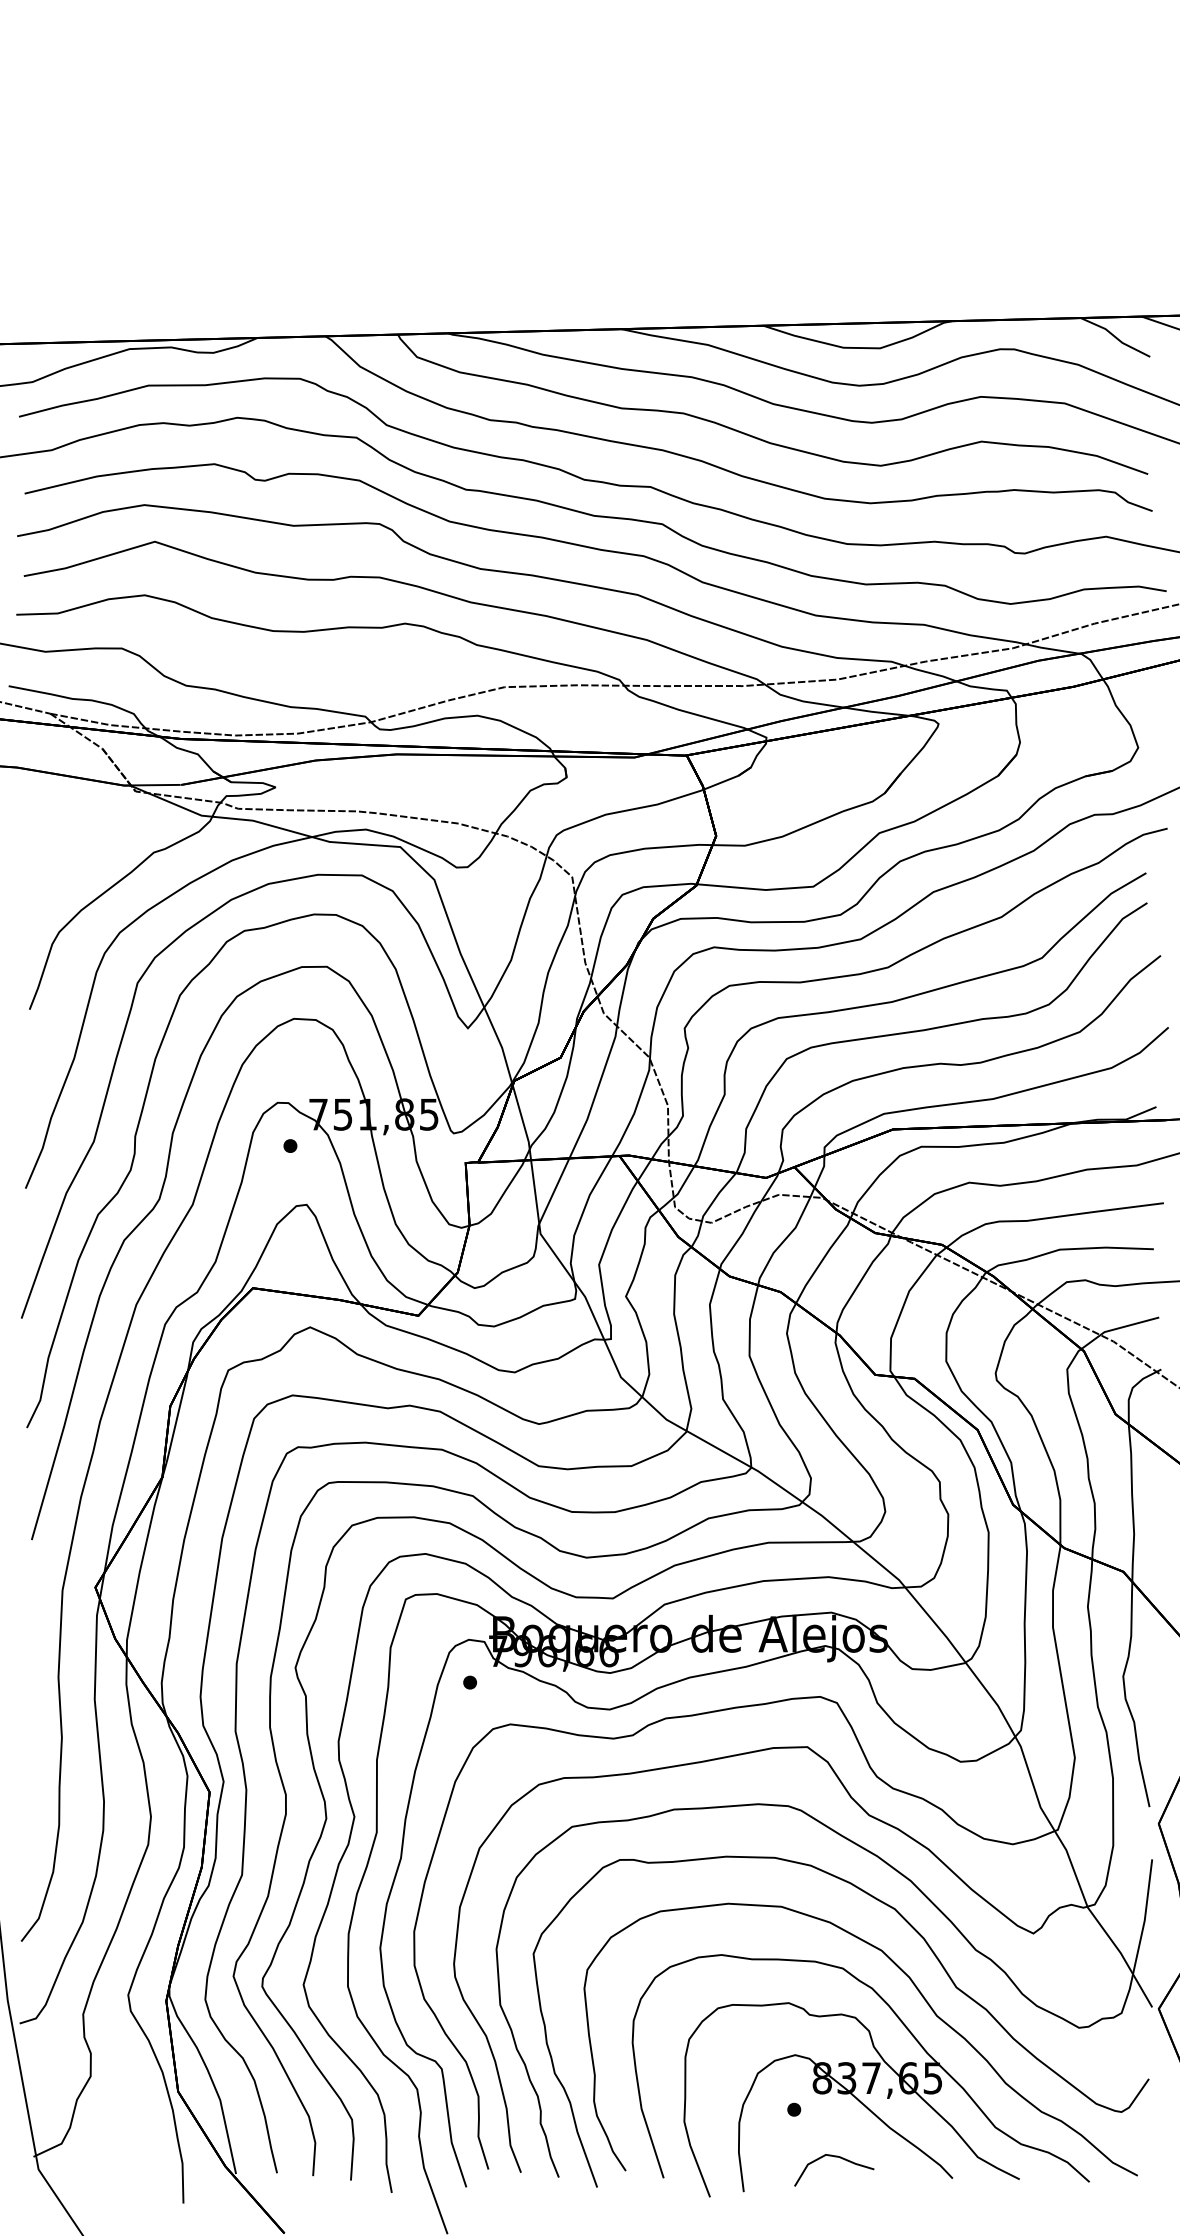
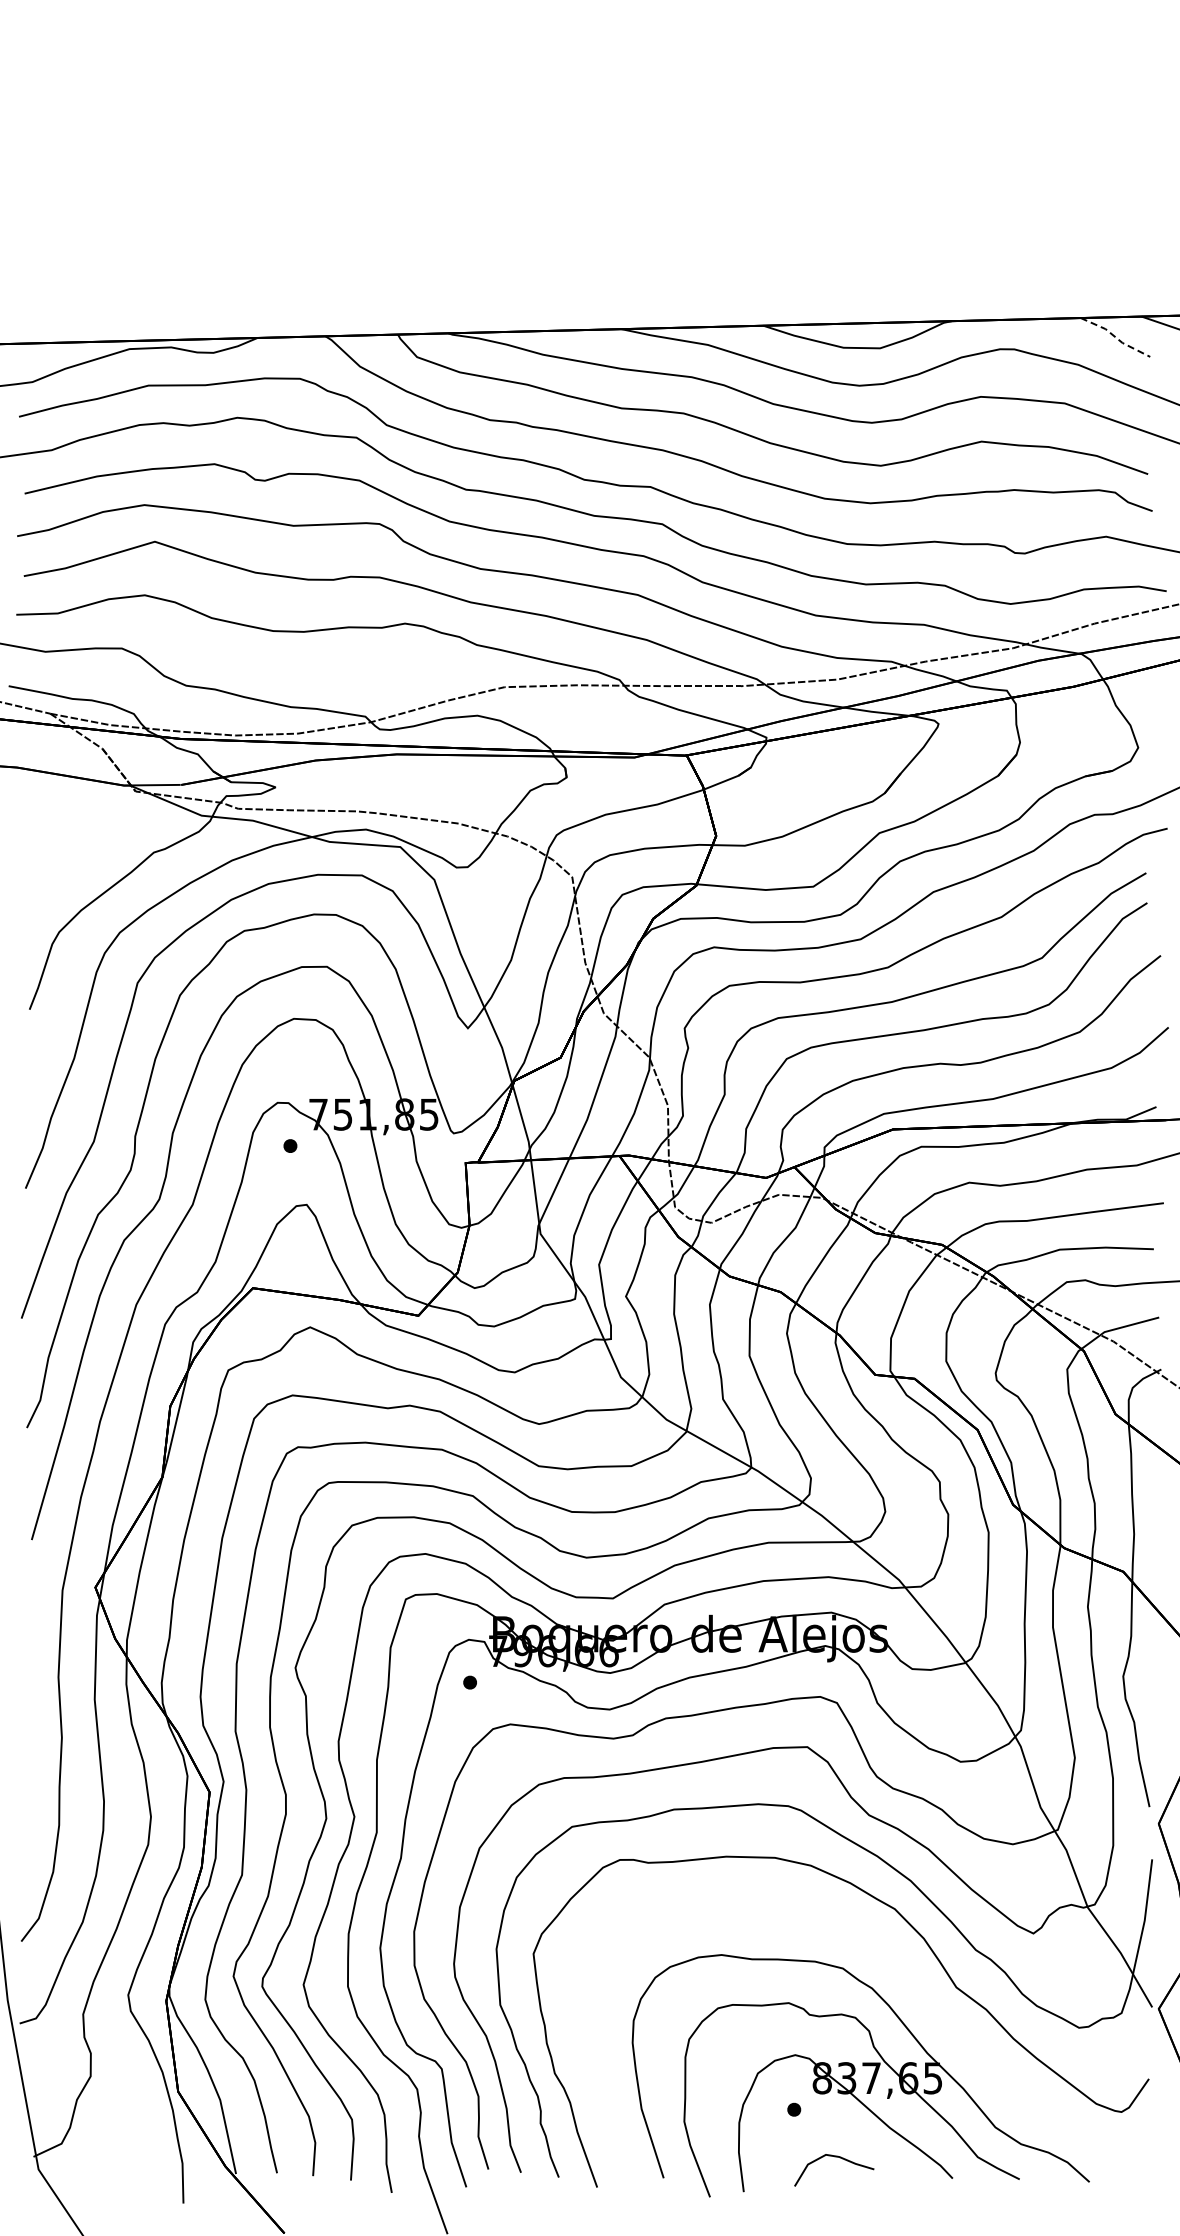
line: solid -> dashed (1115, 337)
curve: present -> none (921, 1996)
